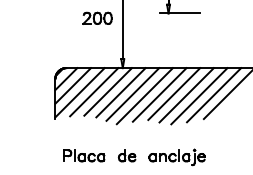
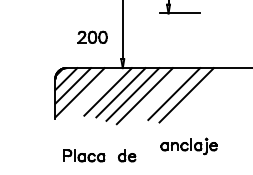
part position: (97, 17) -> (92, 36) (92, 36)
line: present -> none (94, 92)
line: present -> none (159, 94)
line: present -> none (214, 95)
line: present -> none (199, 96)
line: present -> none (226, 96)
part position: (176, 157) -> (188, 146) (188, 146)
